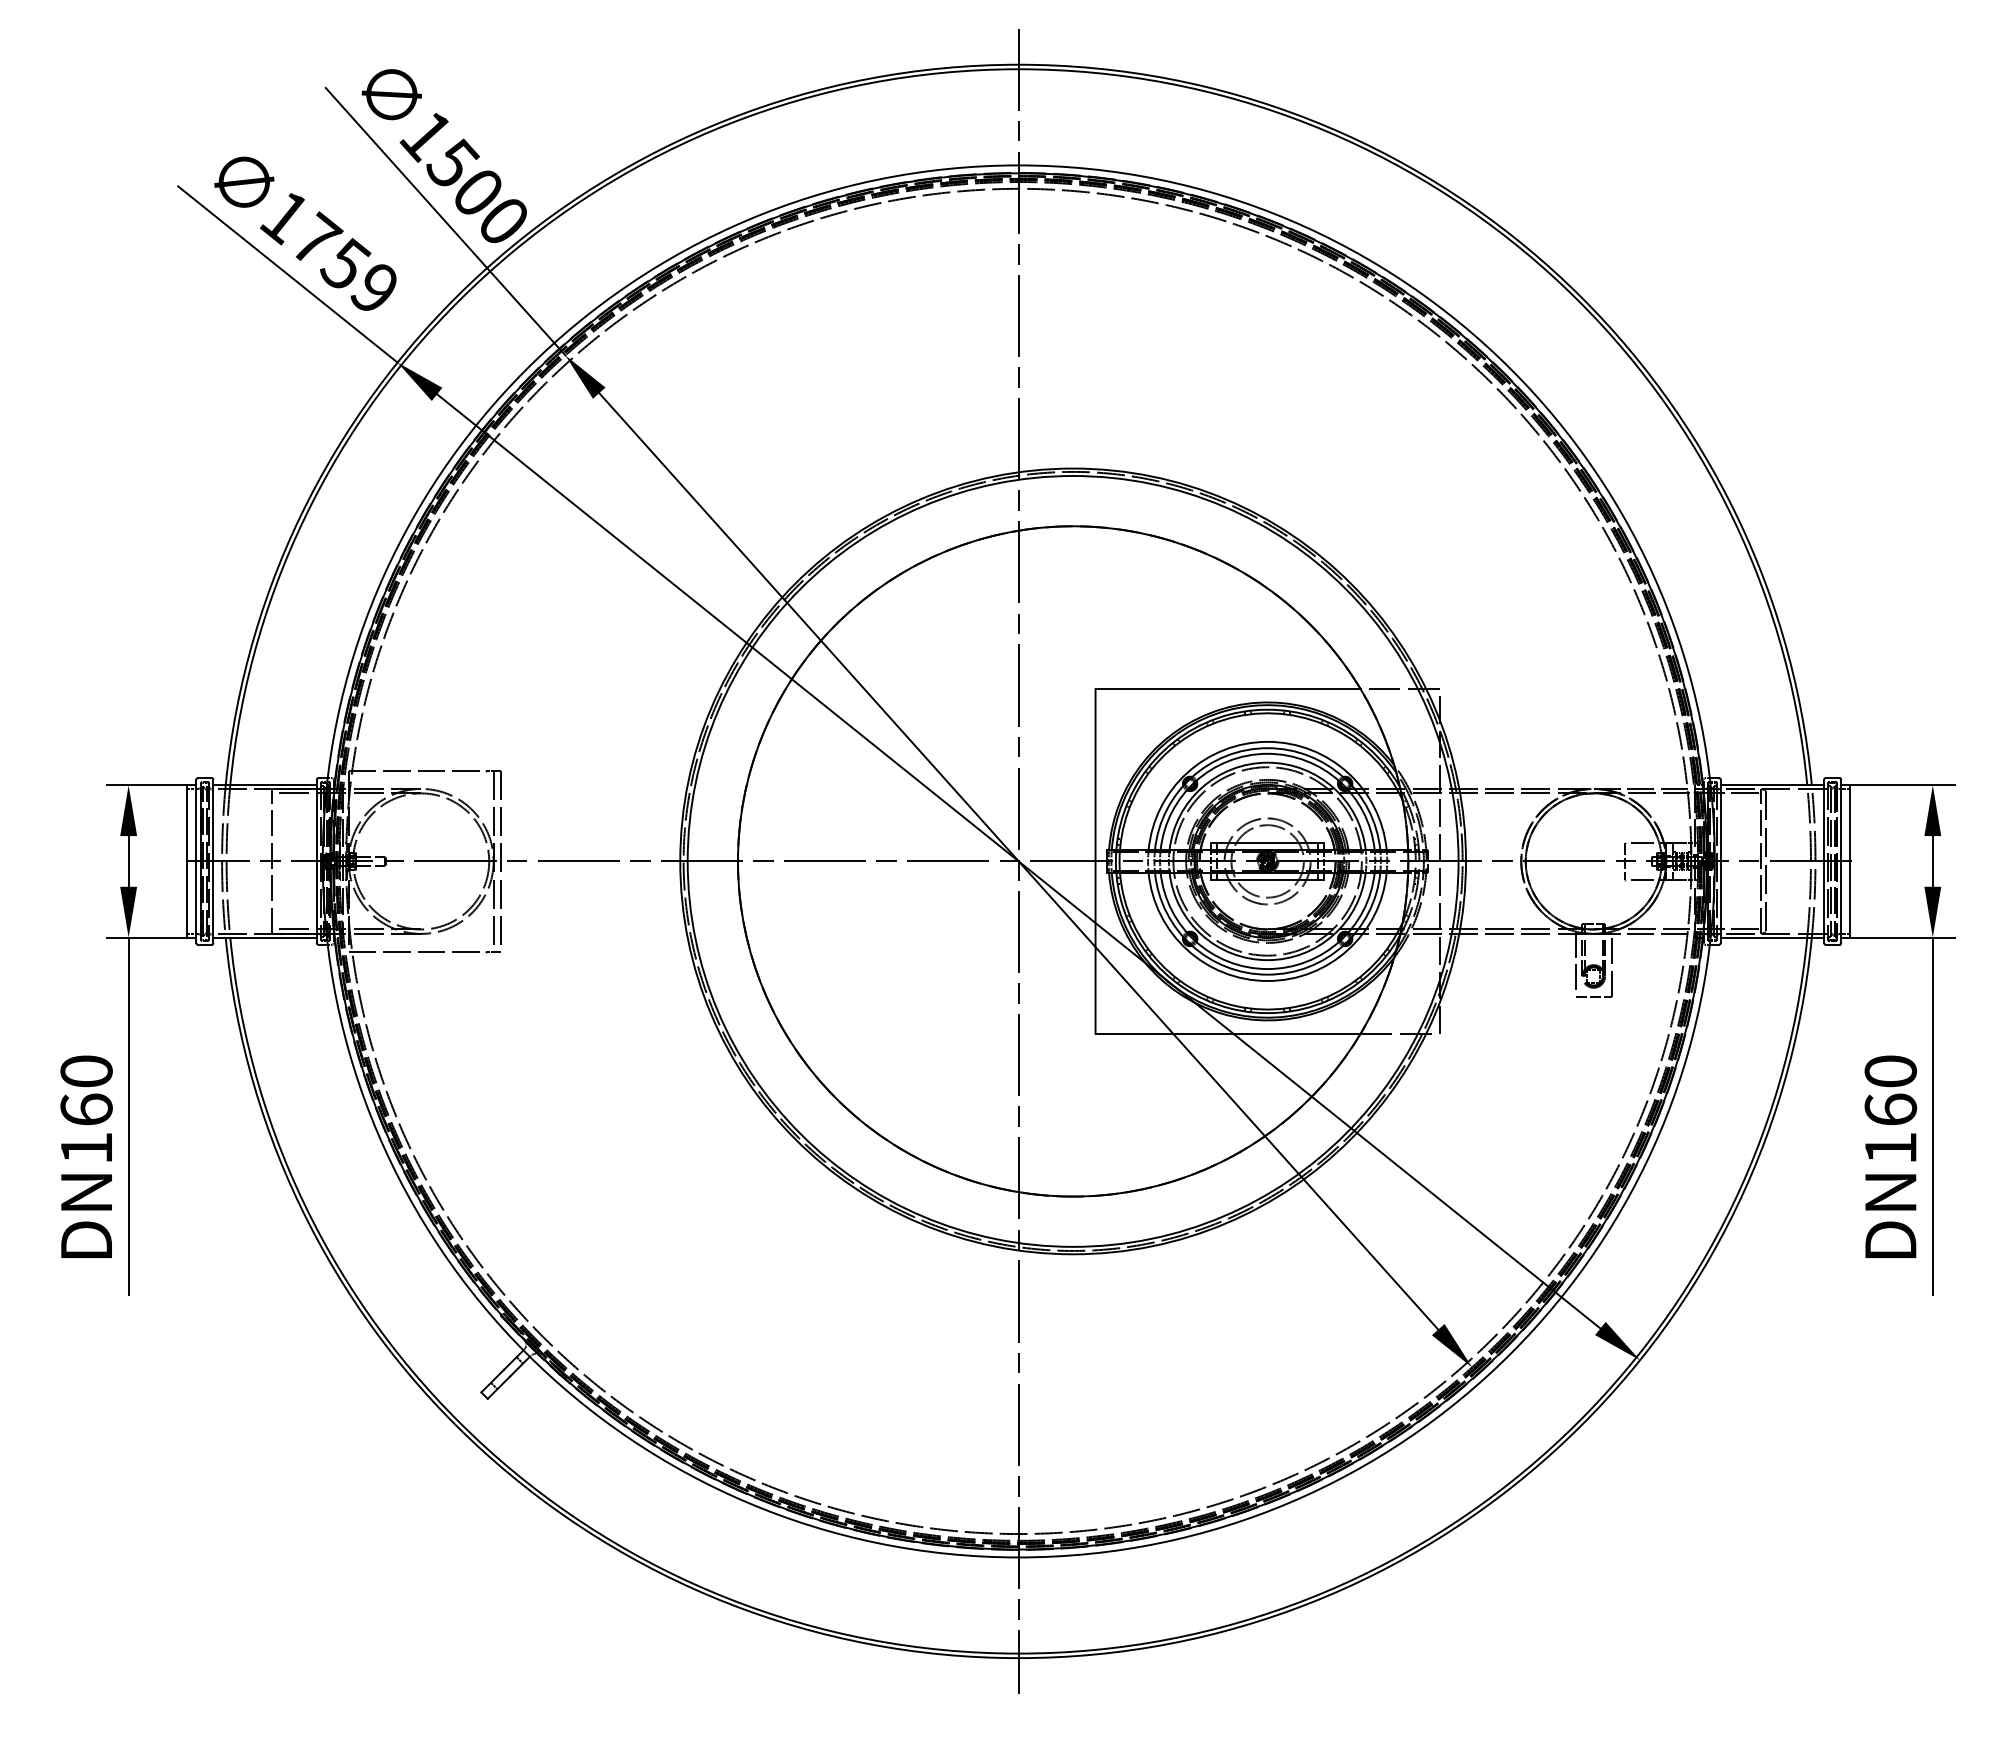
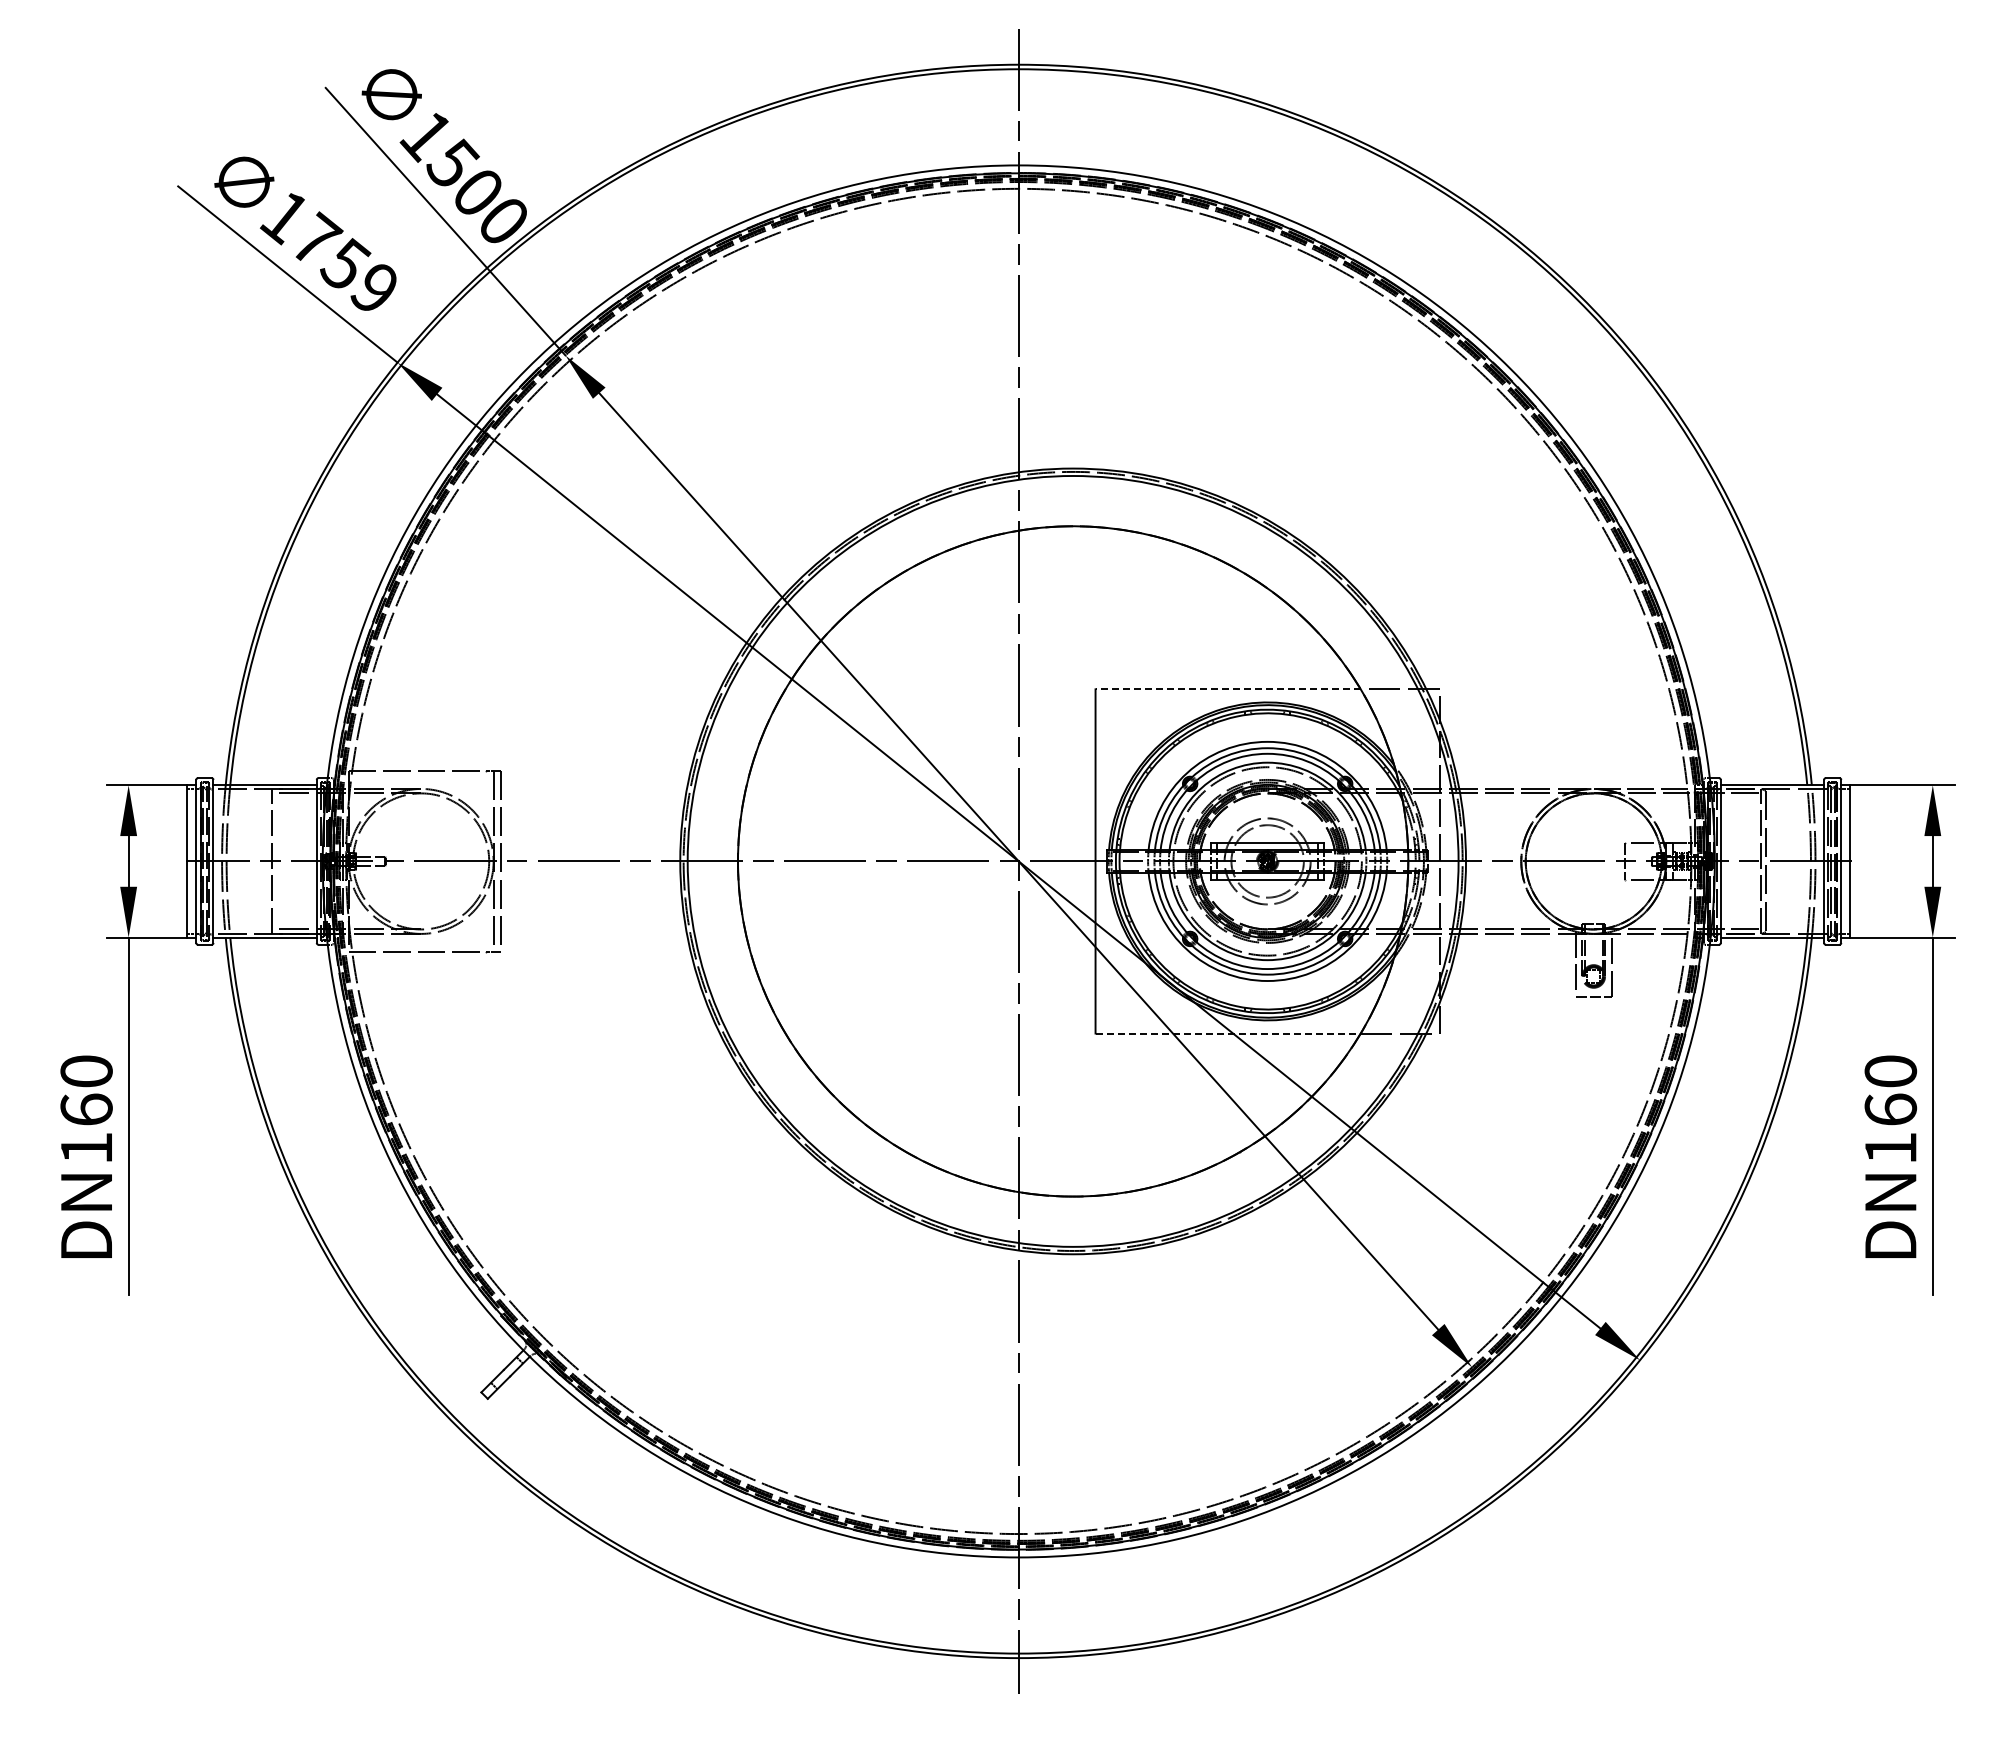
line: solid -> dashed (1228, 689)
line: solid -> dashed (1228, 1033)
